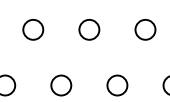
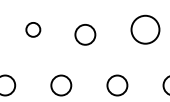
circle size: 23x22 px -> 17x16 px (33, 29)
circle position: (89, 29) -> (85, 34) (85, 34)
circle size: 23x22 px -> 31x31 px (145, 29)
